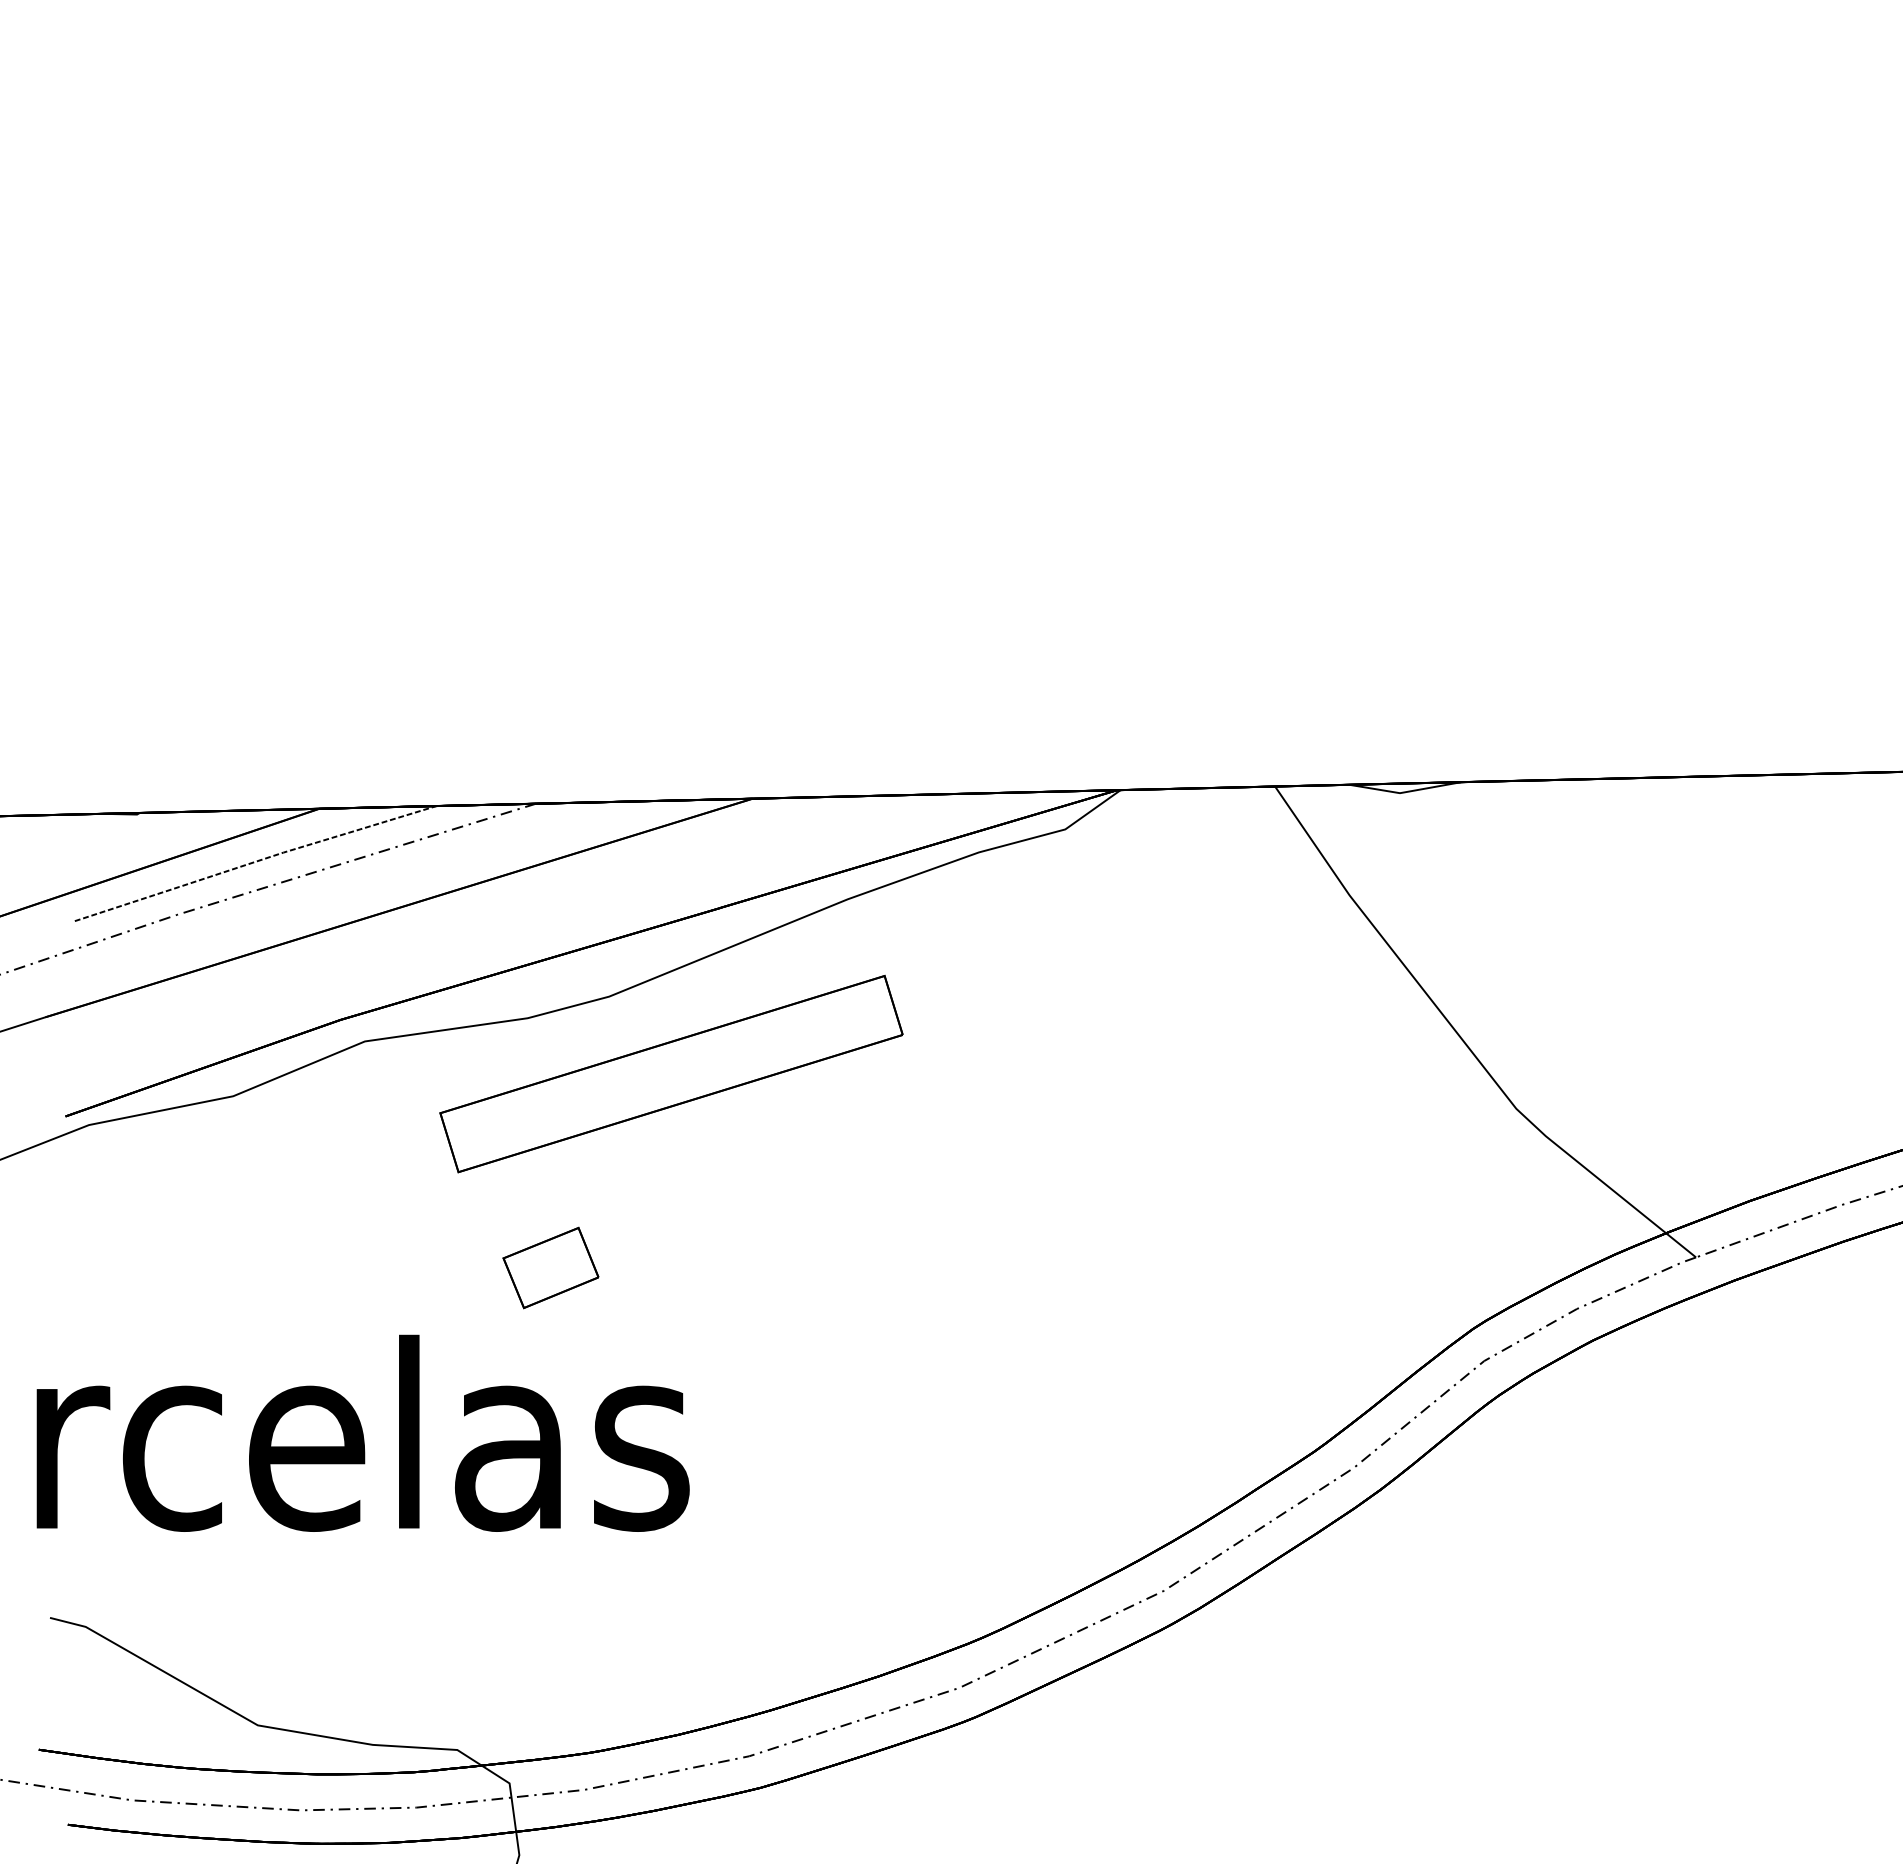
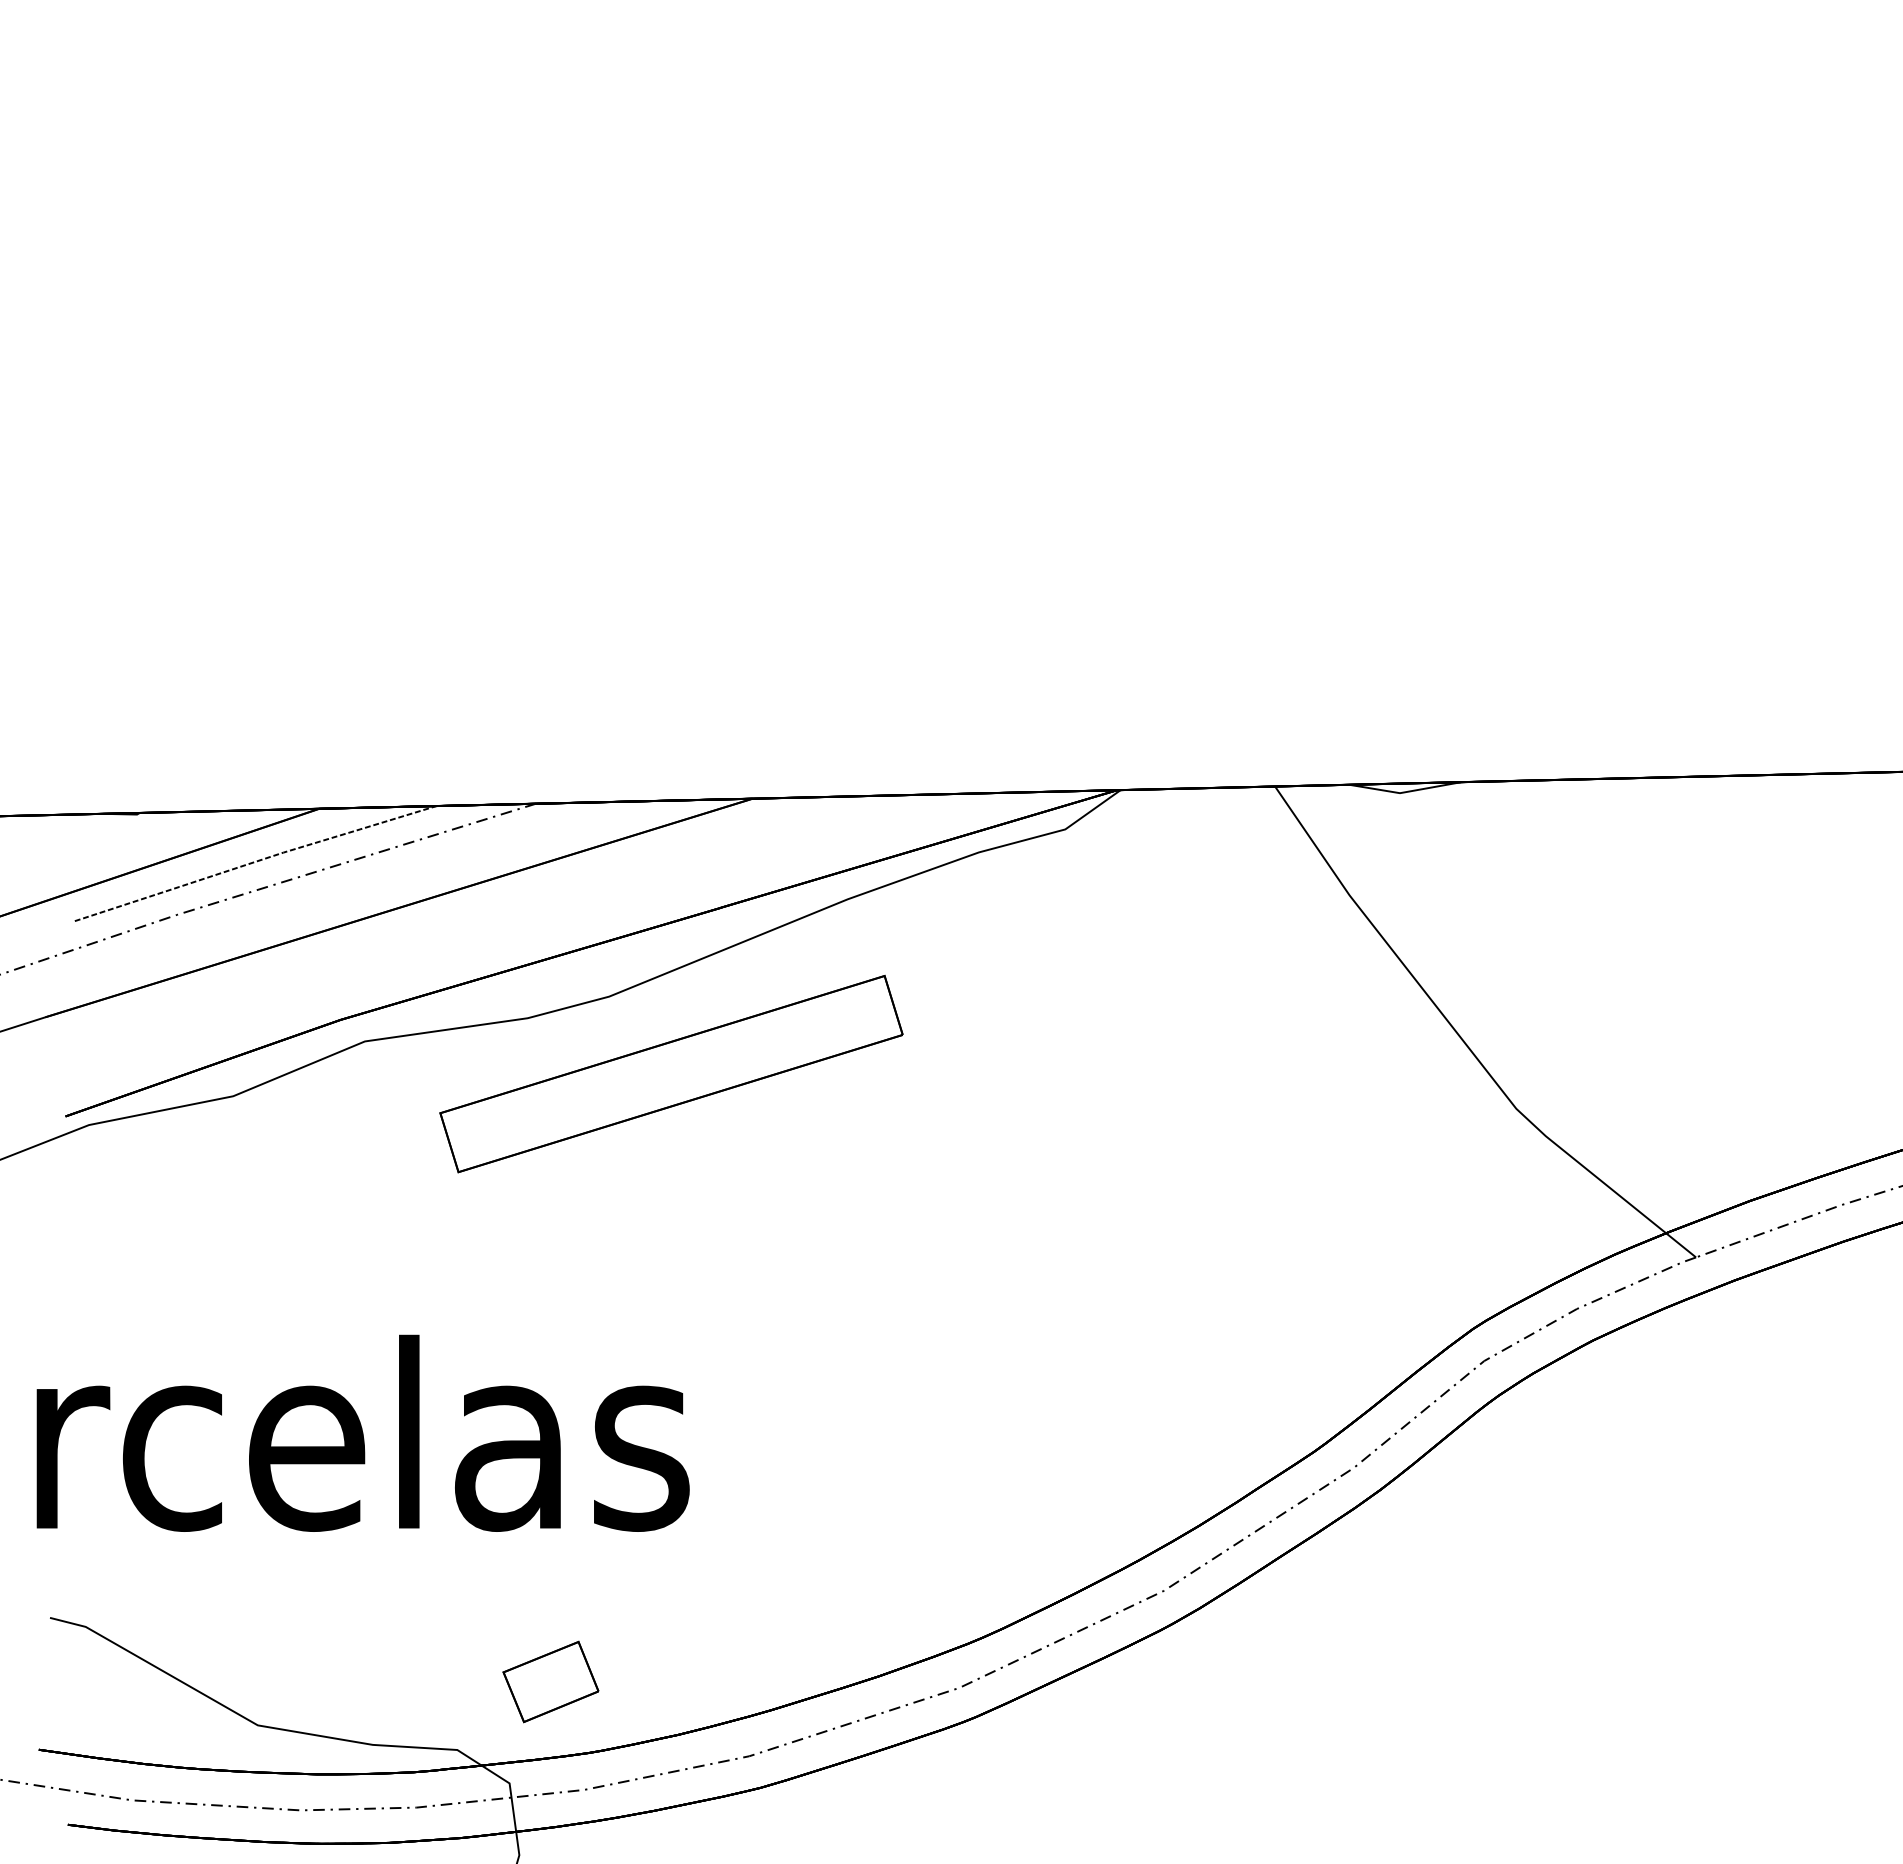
part position: (550, 1267) -> (550, 1681) (550, 1681)
